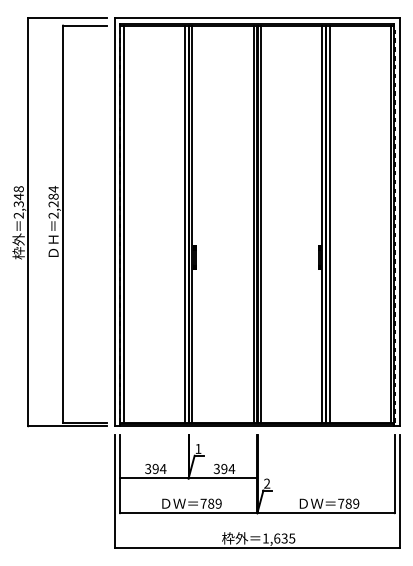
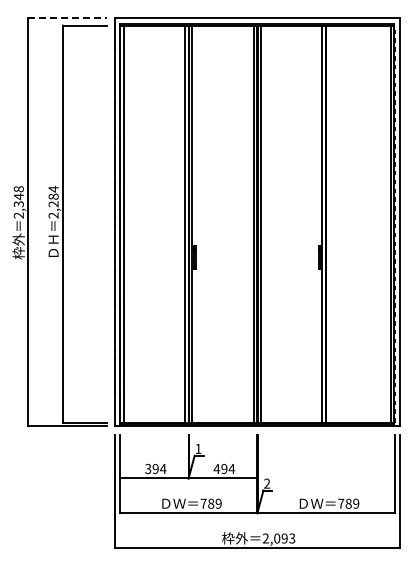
line: solid -> dashed (67, 18)
line: present -> none (329, 223)
text: 394 -> 494 (216, 468)
text: 1,635 -> 2,093 (278, 538)
